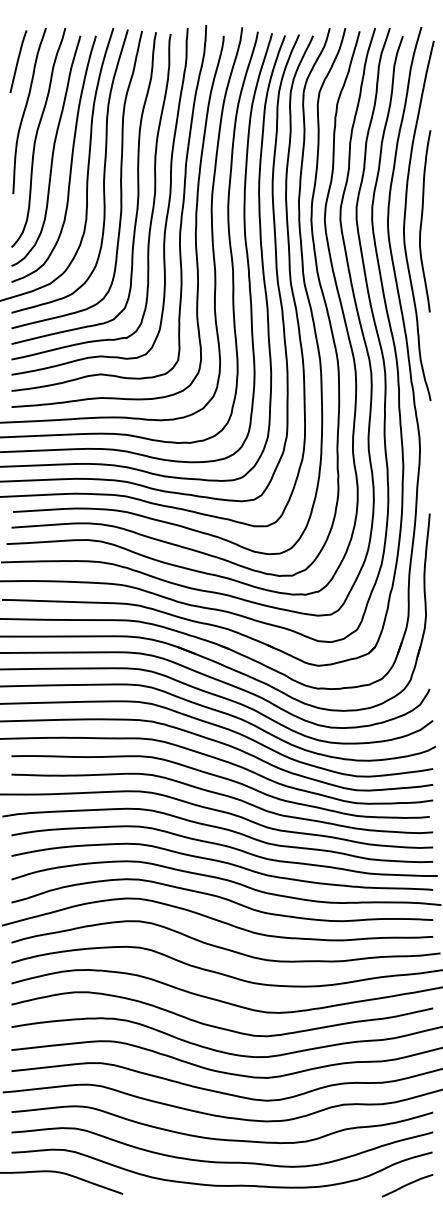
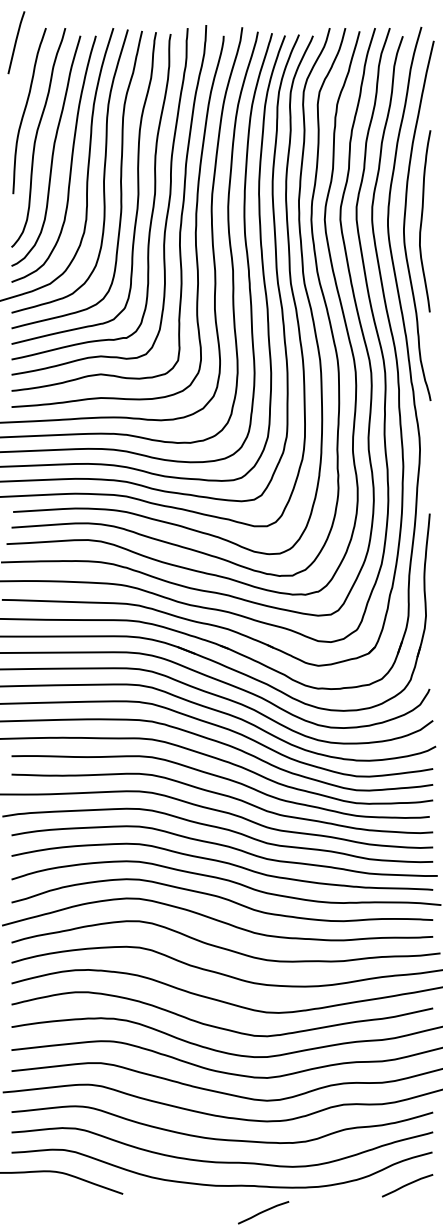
line position: (18, 61) -> (16, 42) (16, 42)
curve: none -> present (263, 1212)
